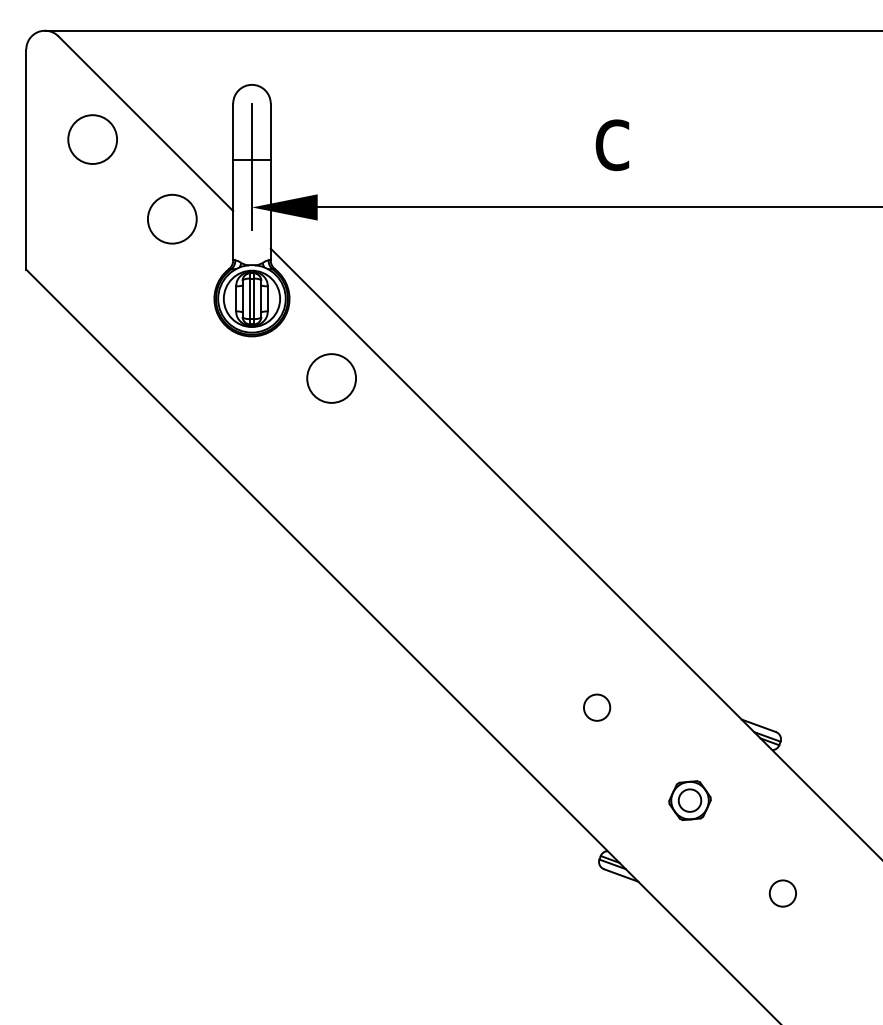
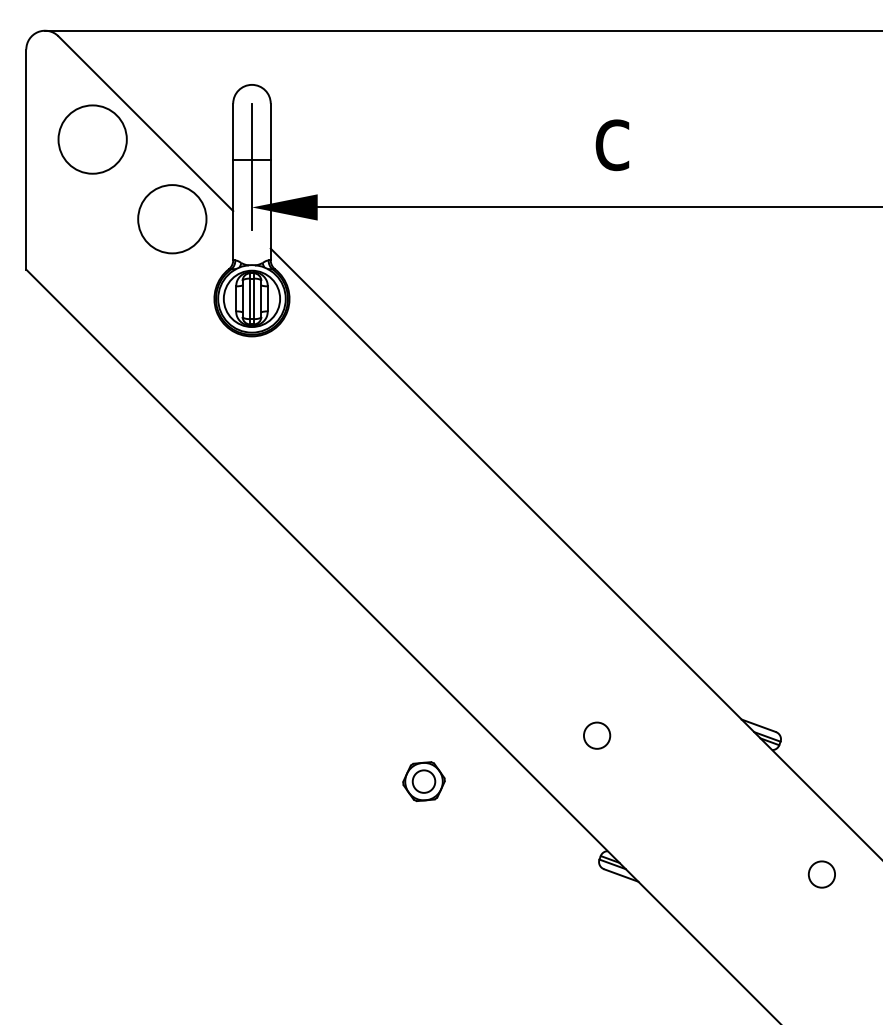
circle diameter: 49 px -> 68 px (92, 139)
circle diameter: 49 px -> 68 px (172, 219)
circle: present -> none (331, 378)
circle position: (597, 707) -> (597, 735) (597, 735)
part position: (689, 800) -> (423, 781) (423, 781)
circle position: (782, 893) -> (821, 874) (821, 874)
